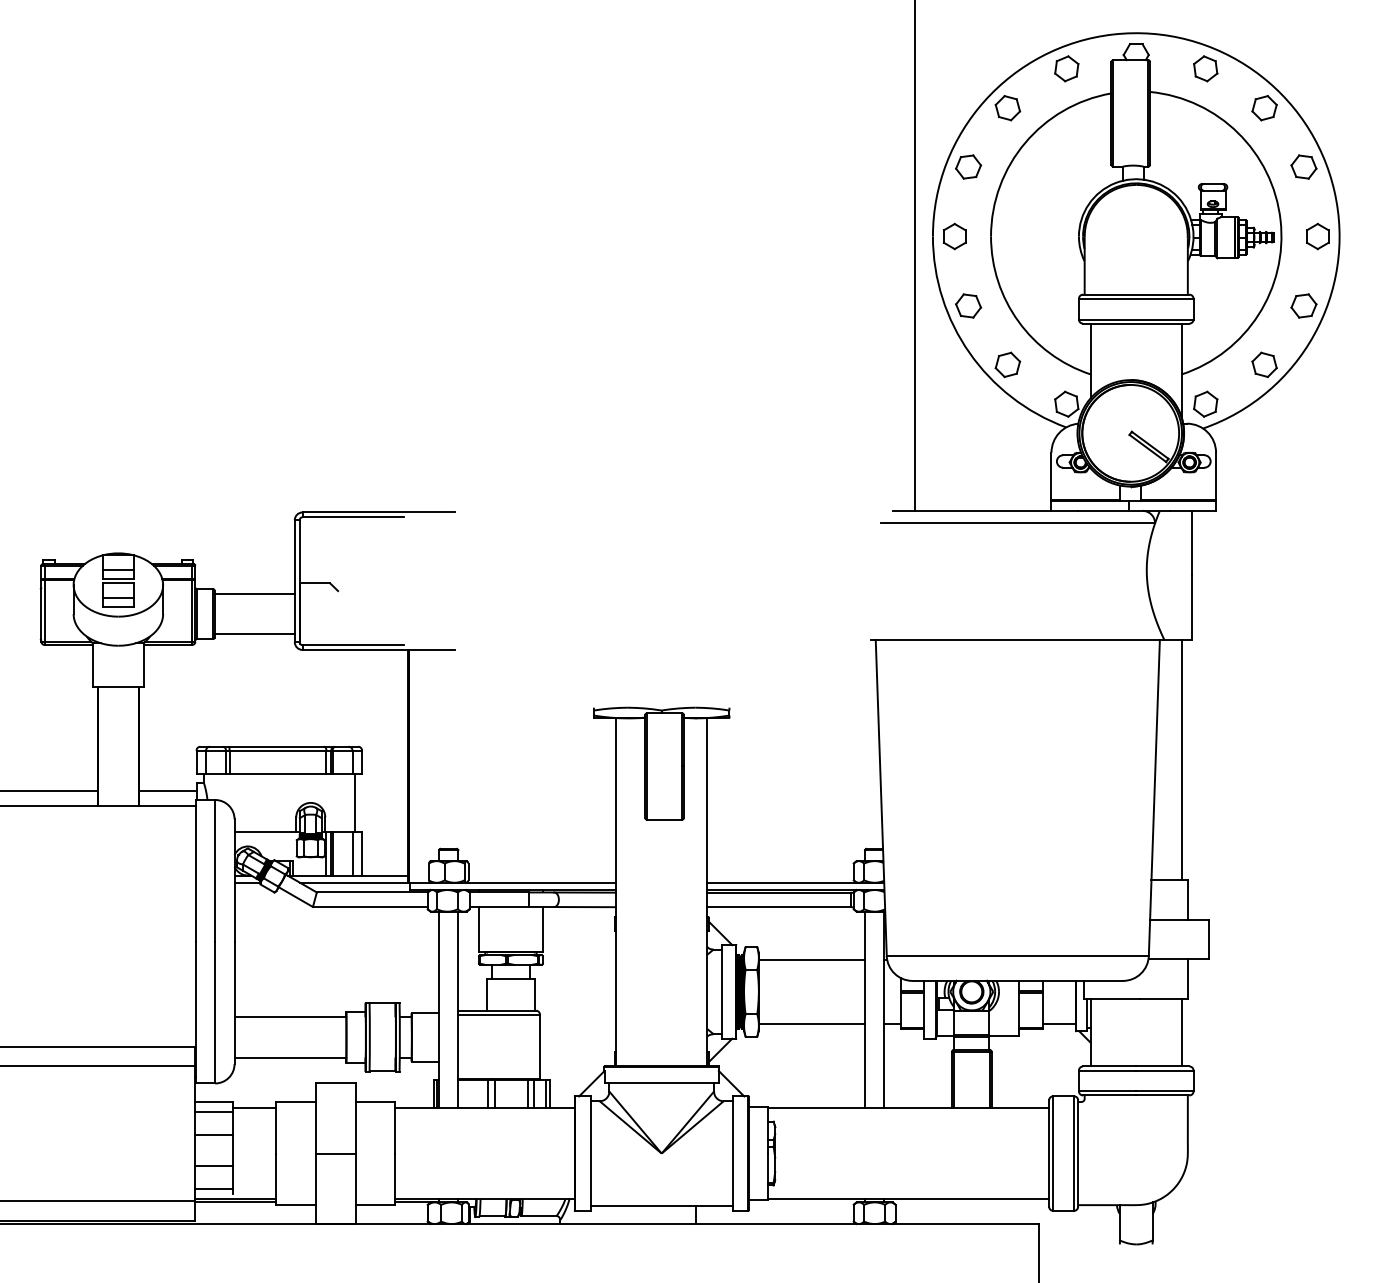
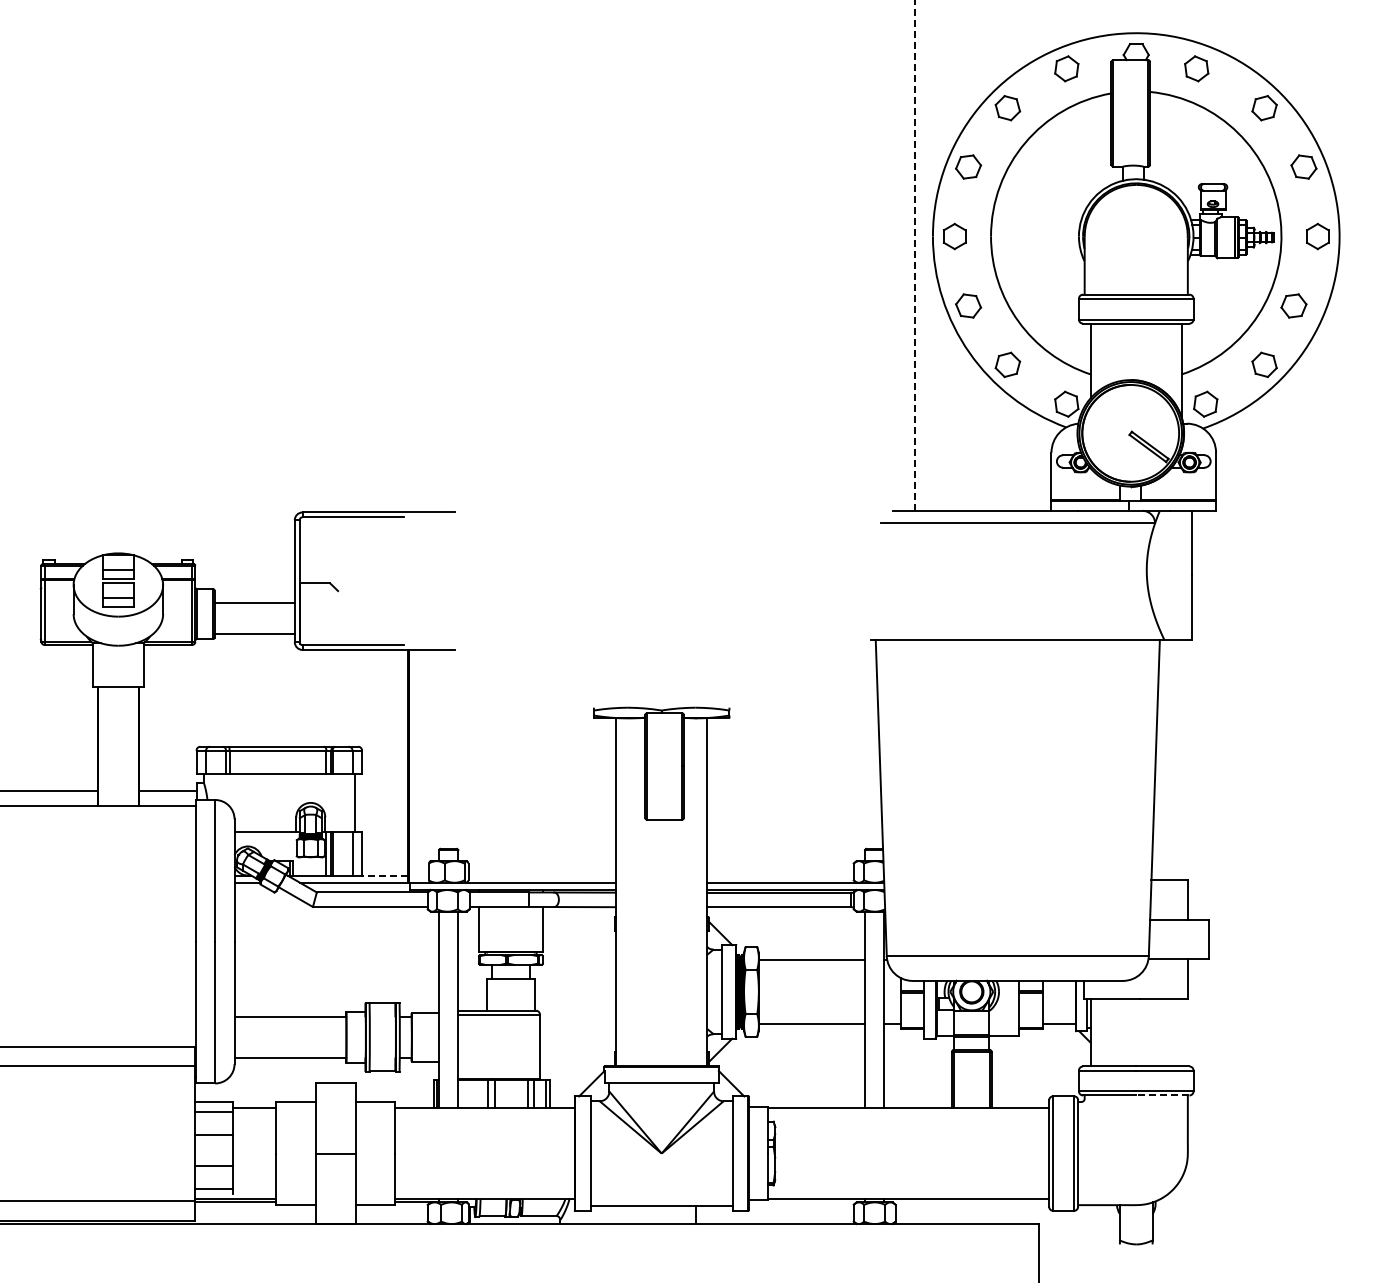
part position: (1205, 68) -> (1196, 68) (1196, 68)
line: solid -> dashed (914, 255)
part position: (1303, 305) -> (1293, 305) (1293, 305)
line position: (254, 593) -> (254, 602) (254, 602)
line: present -> none (1181, 759)
line: solid -> dashed (384, 875)
line: present -> none (1181, 1032)
line: solid -> dashed (1162, 1095)
